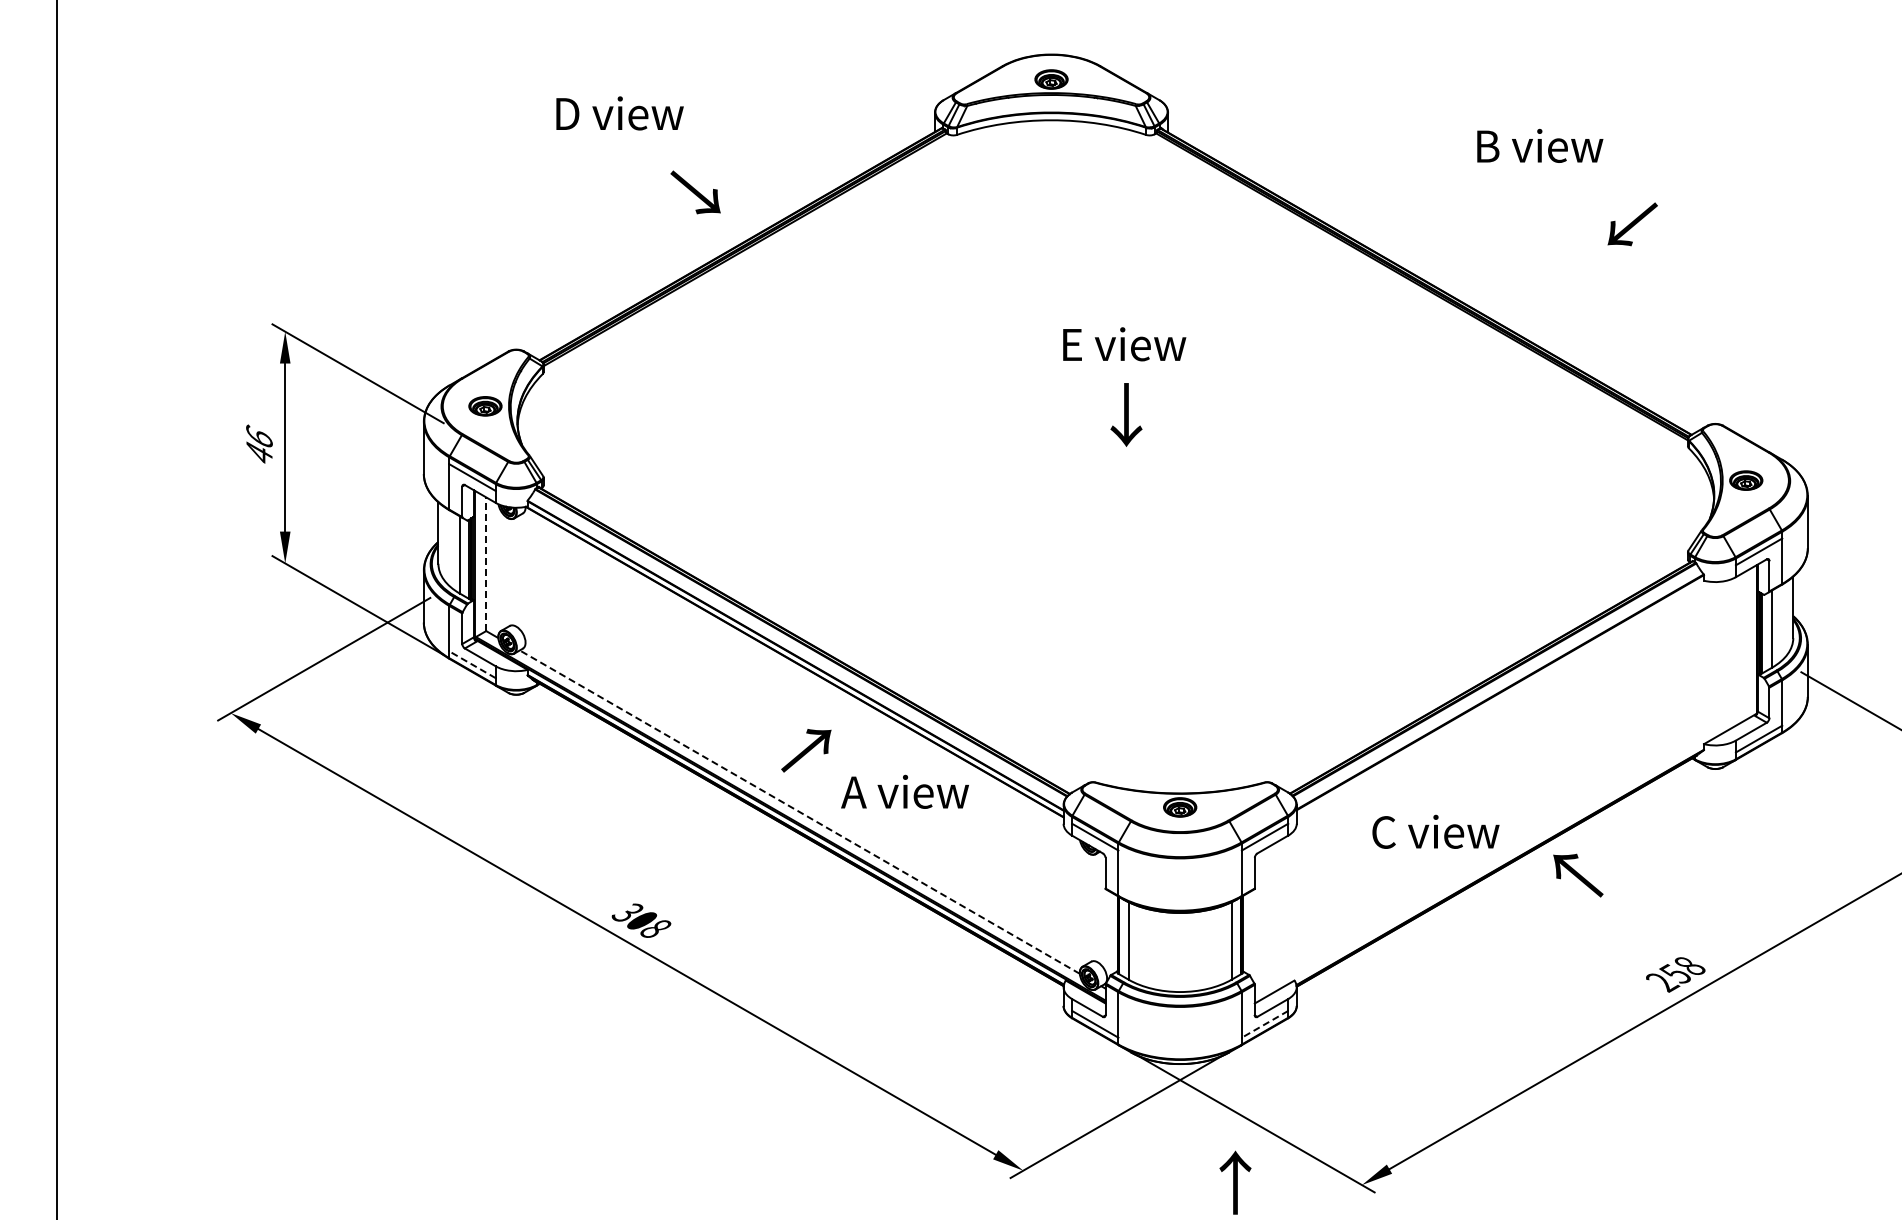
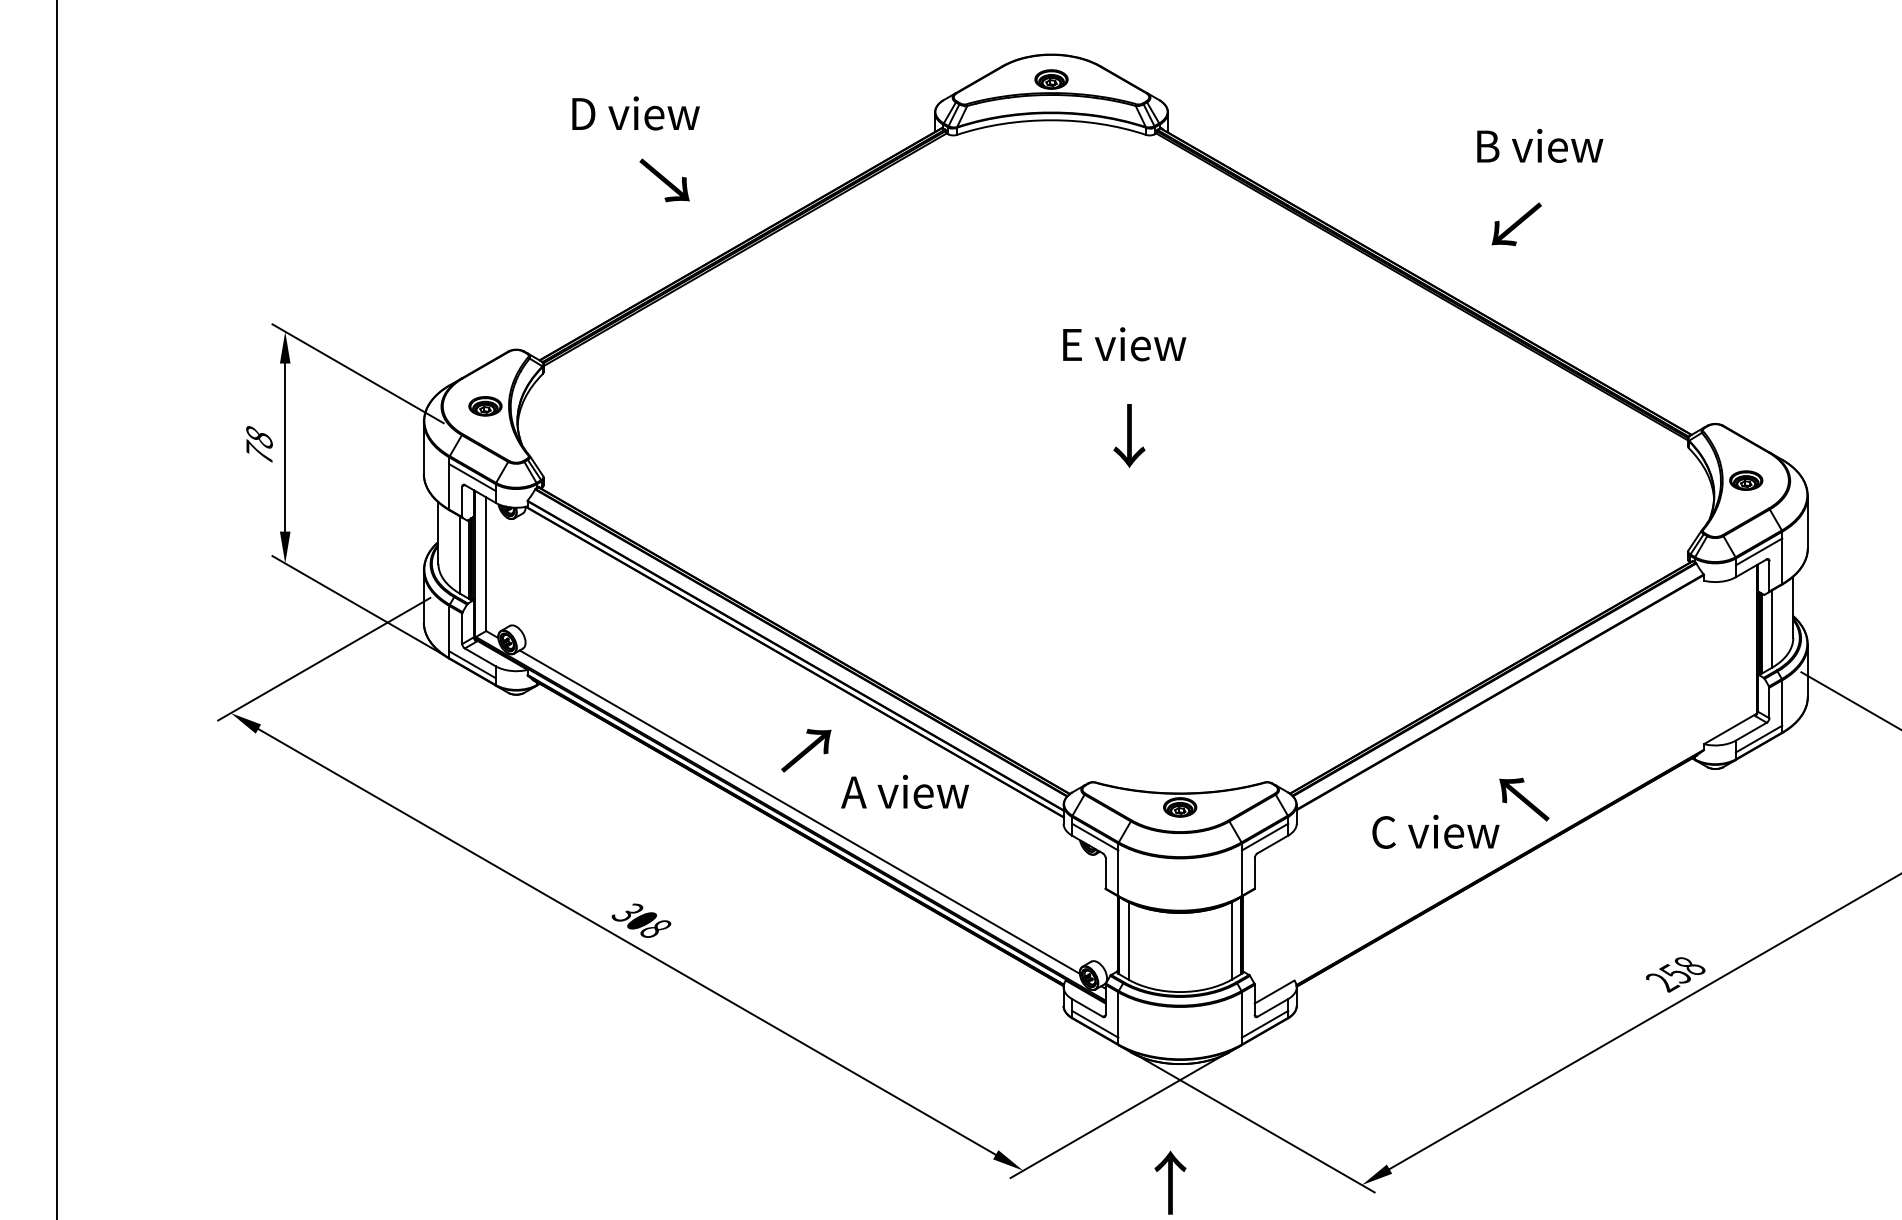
text position: (619, 113) -> (635, 113) (635, 113)
text position: (695, 192) -> (664, 180) (664, 180)
text position: (1632, 224) -> (1516, 224) (1516, 224)
text position: (1126, 414) -> (1129, 435) (1129, 435)
text: 46 -> 78 (259, 443)
line: dashed -> solid (486, 564)
line: dashed -> solid (472, 664)
line: dashed -> solid (799, 811)
text position: (1578, 875) -> (1524, 799) (1524, 799)
line: dashed -> solid (1265, 1024)
text position: (1235, 1182) -> (1170, 1182) (1170, 1182)
